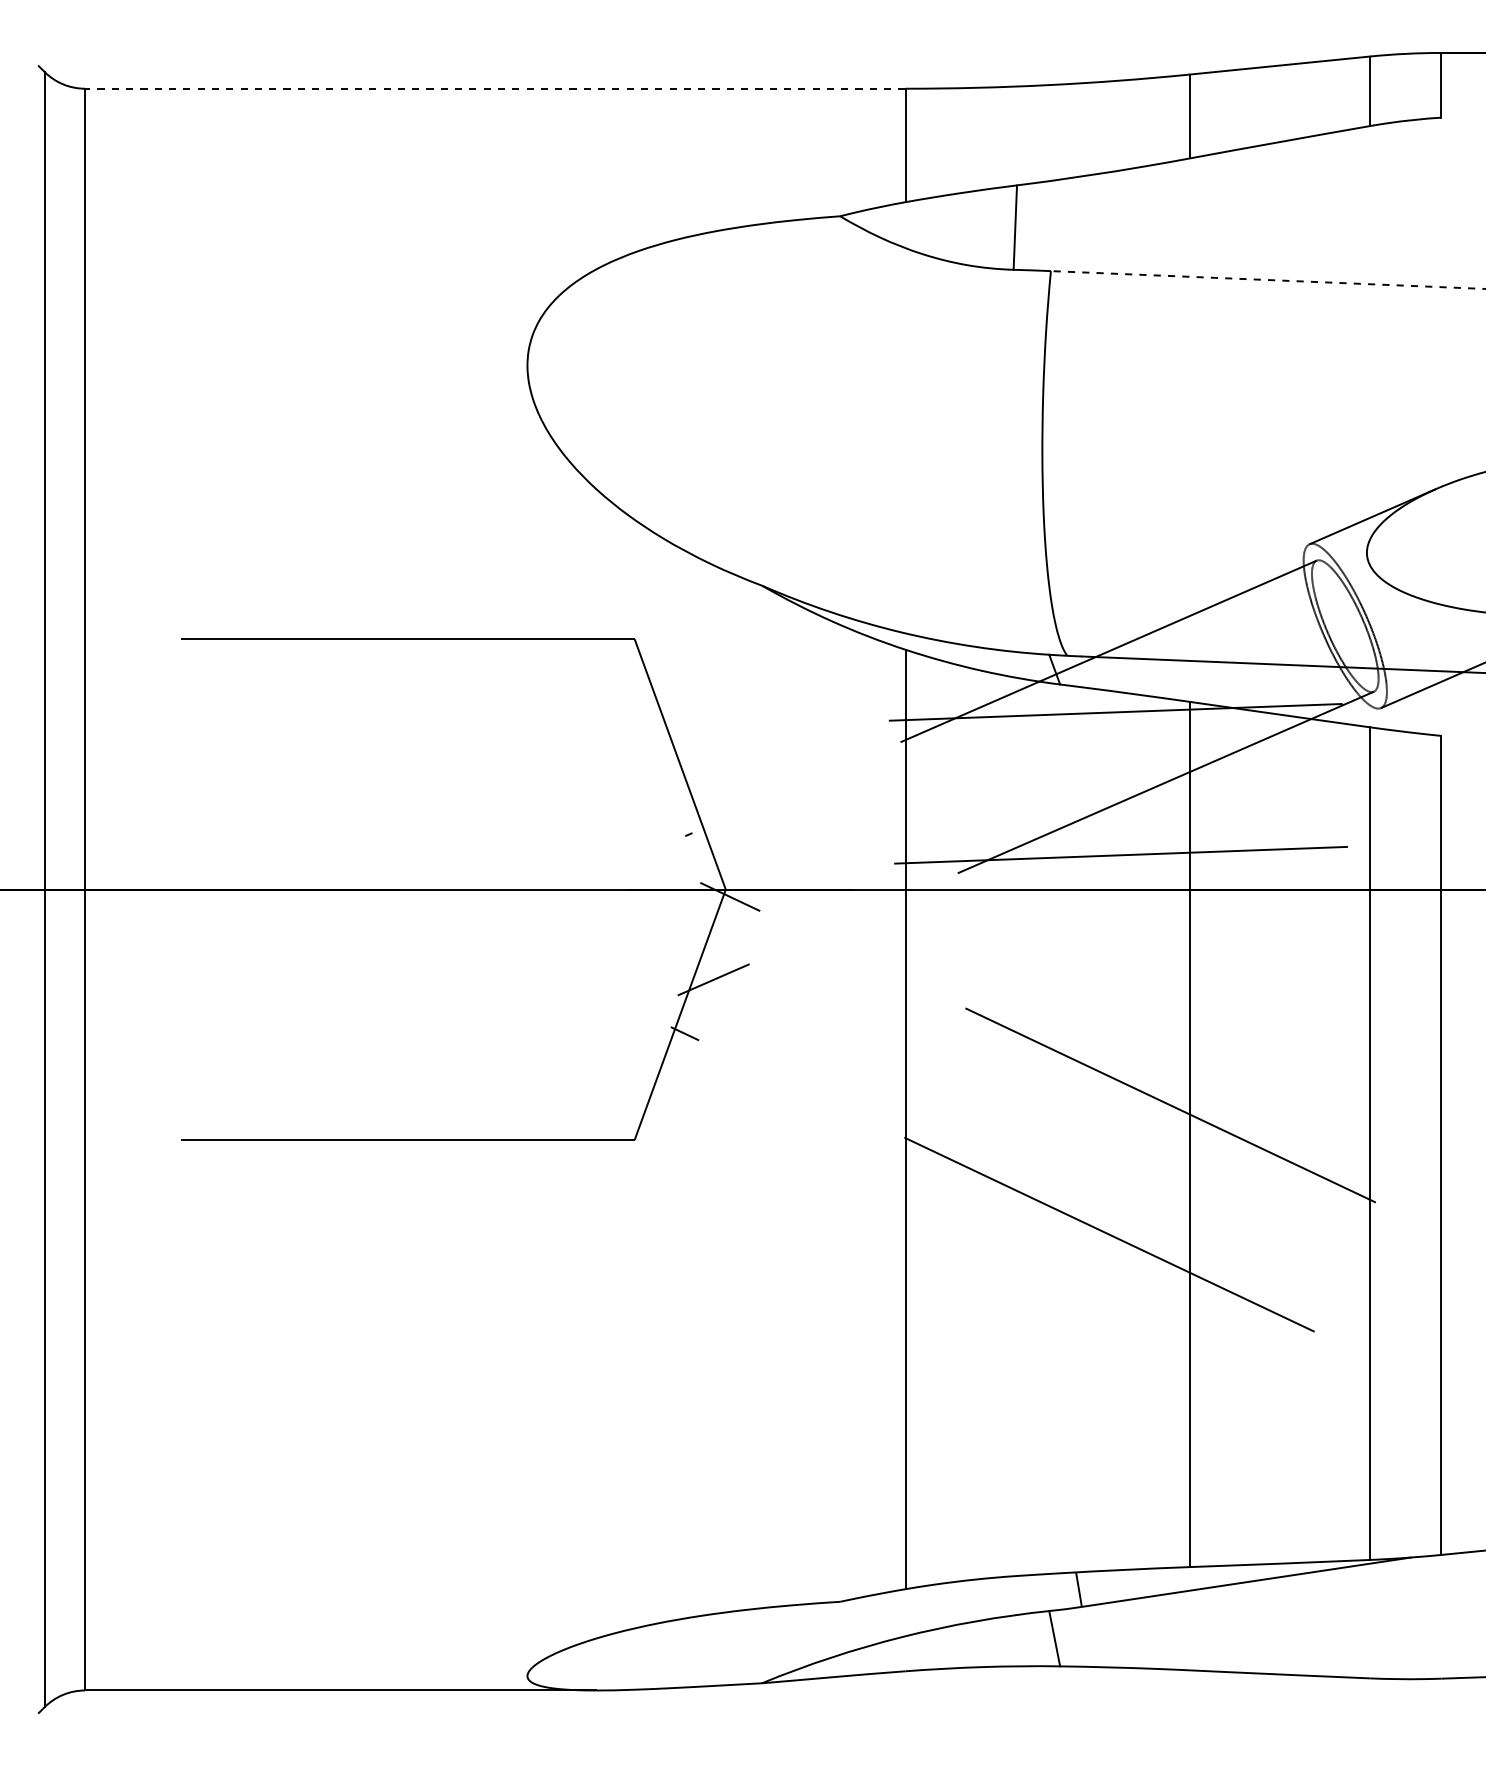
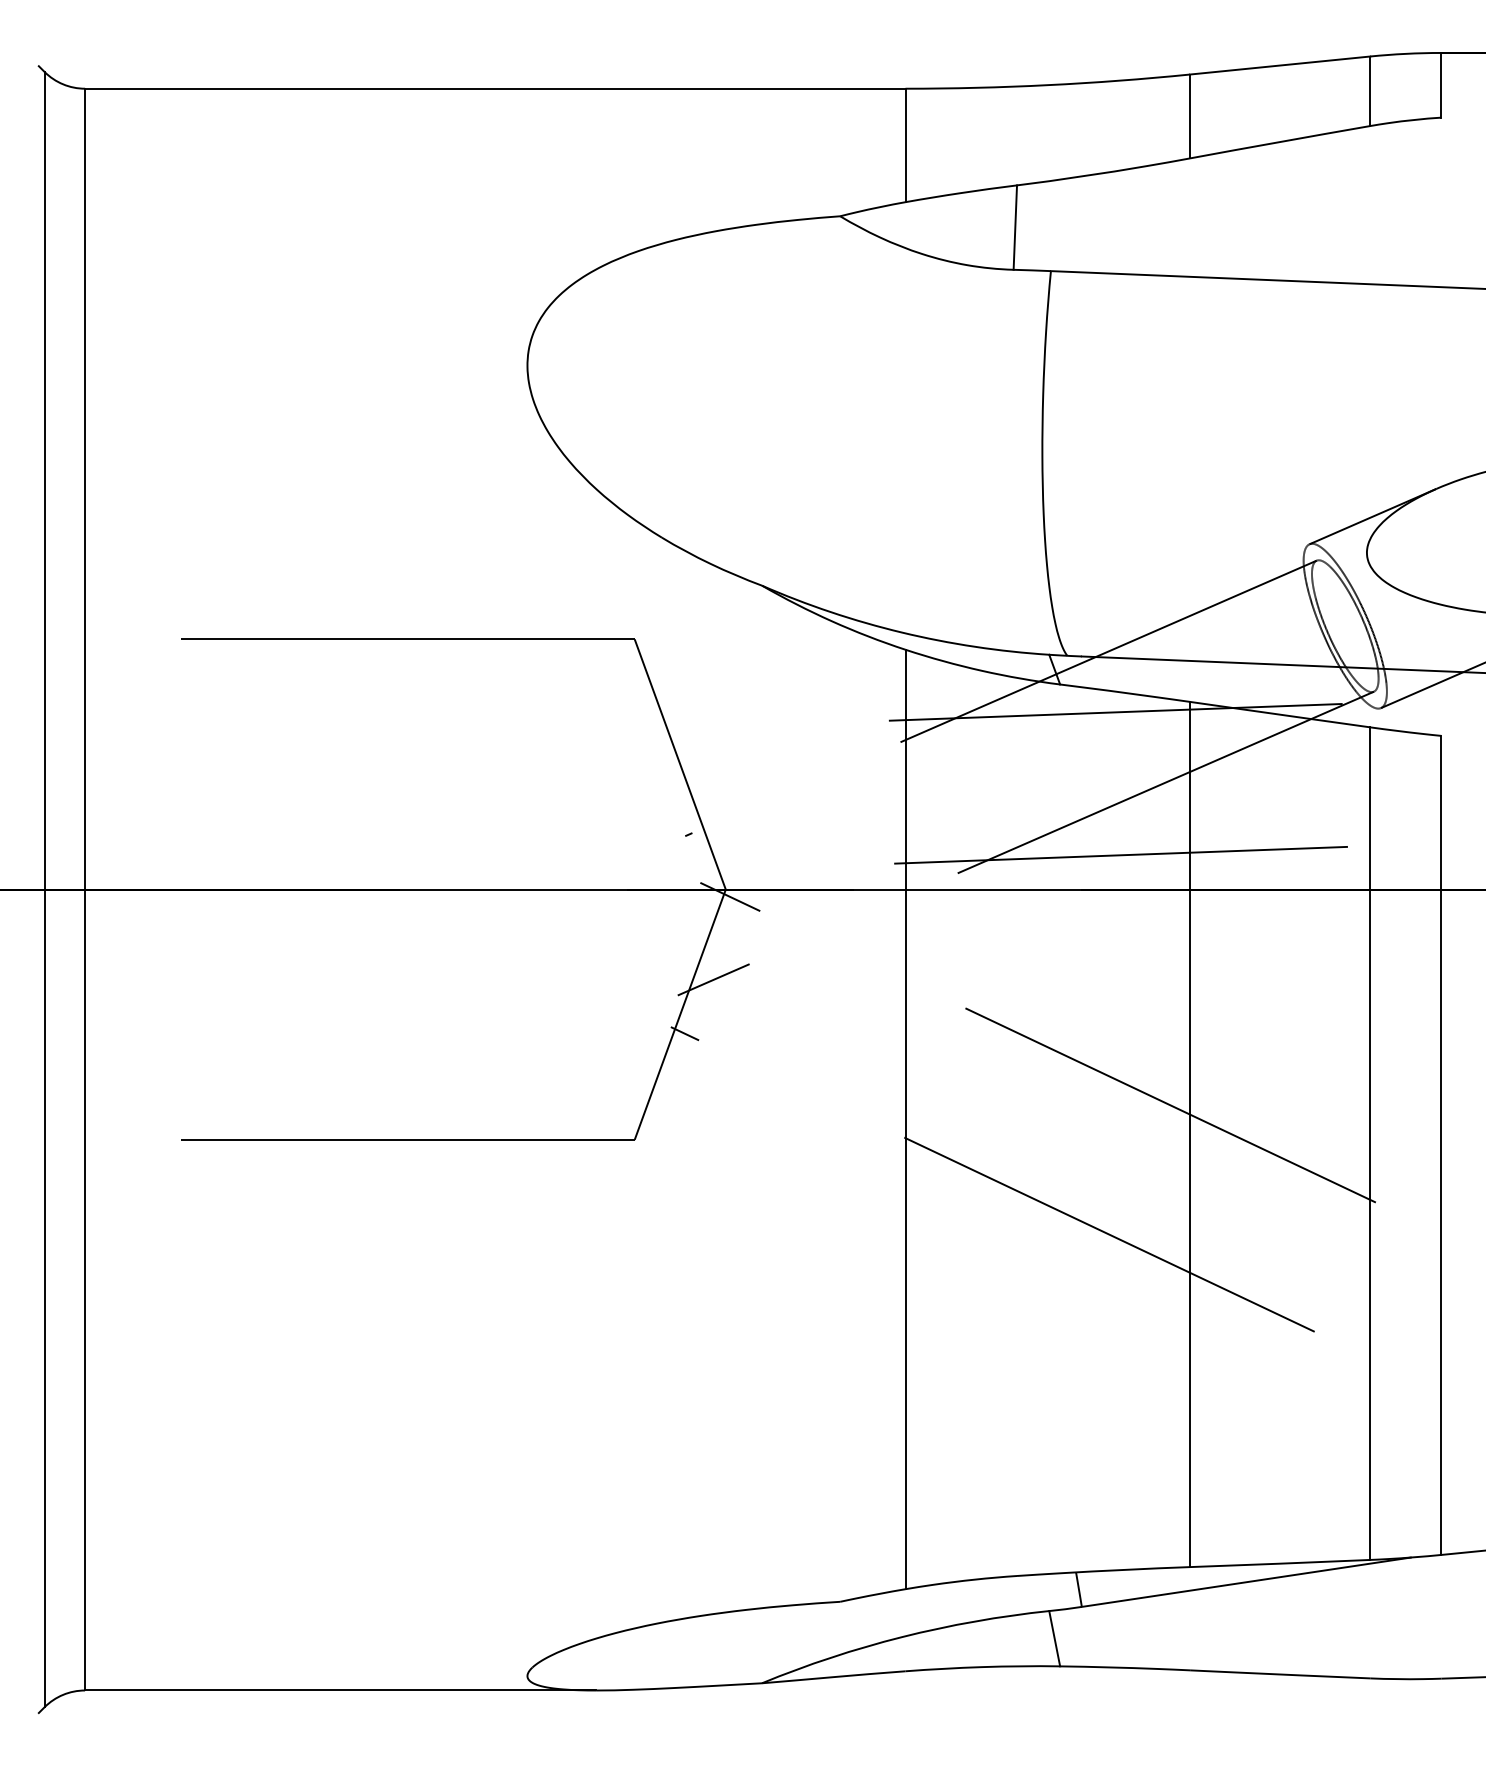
line: dashed -> solid (494, 88)
line: dashed -> solid (1268, 280)
